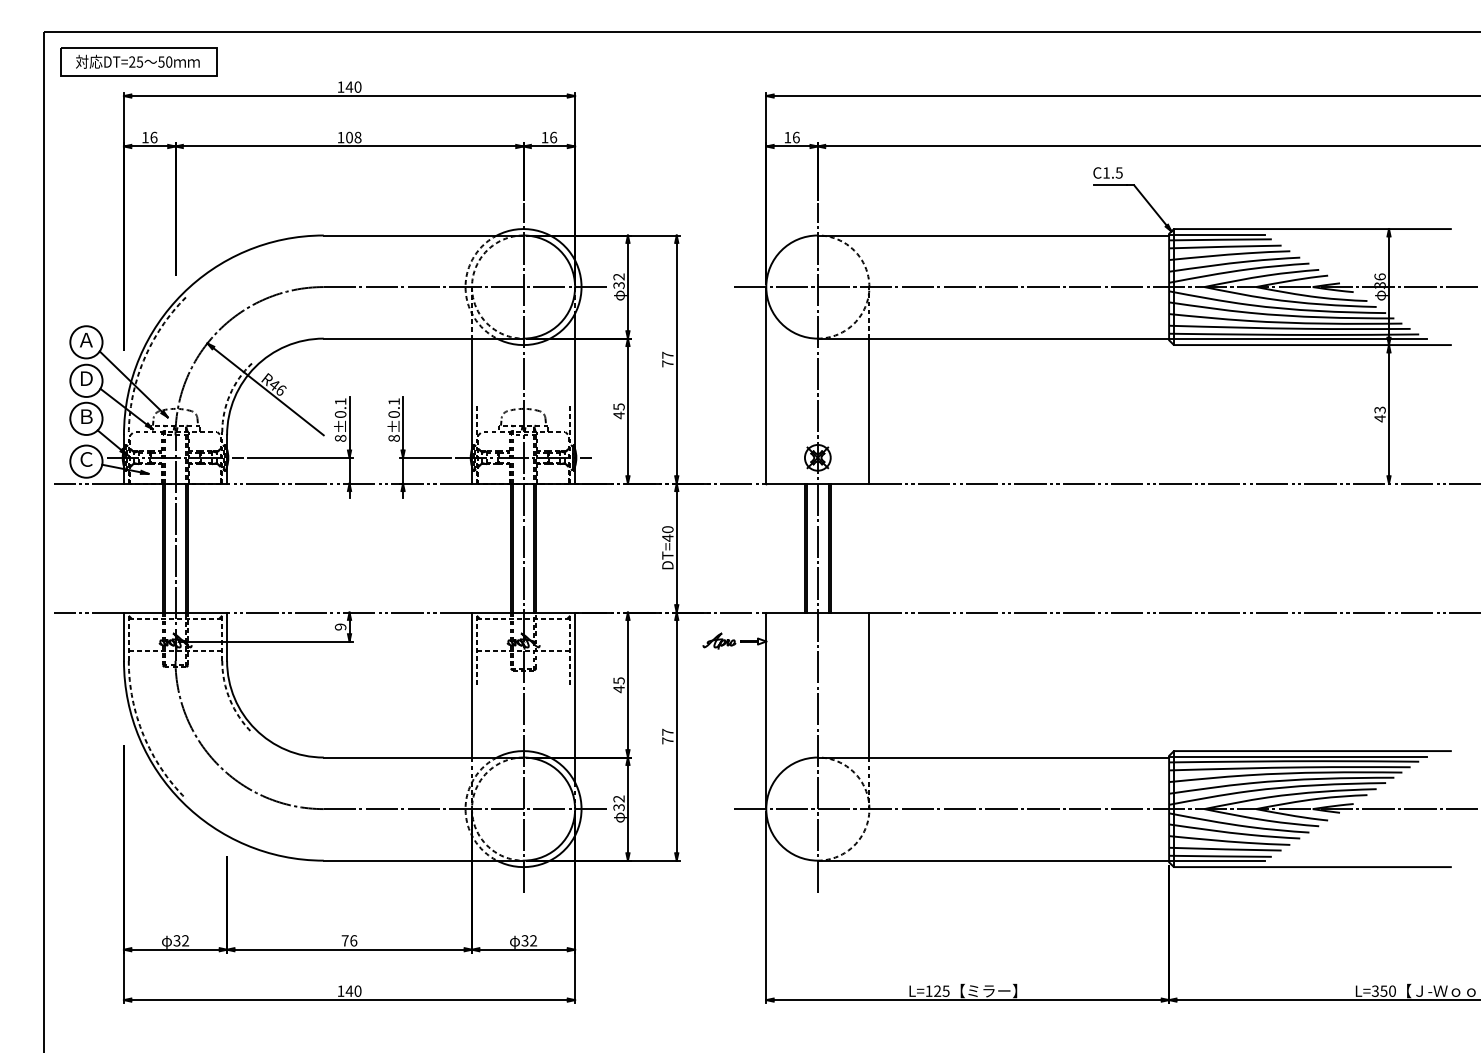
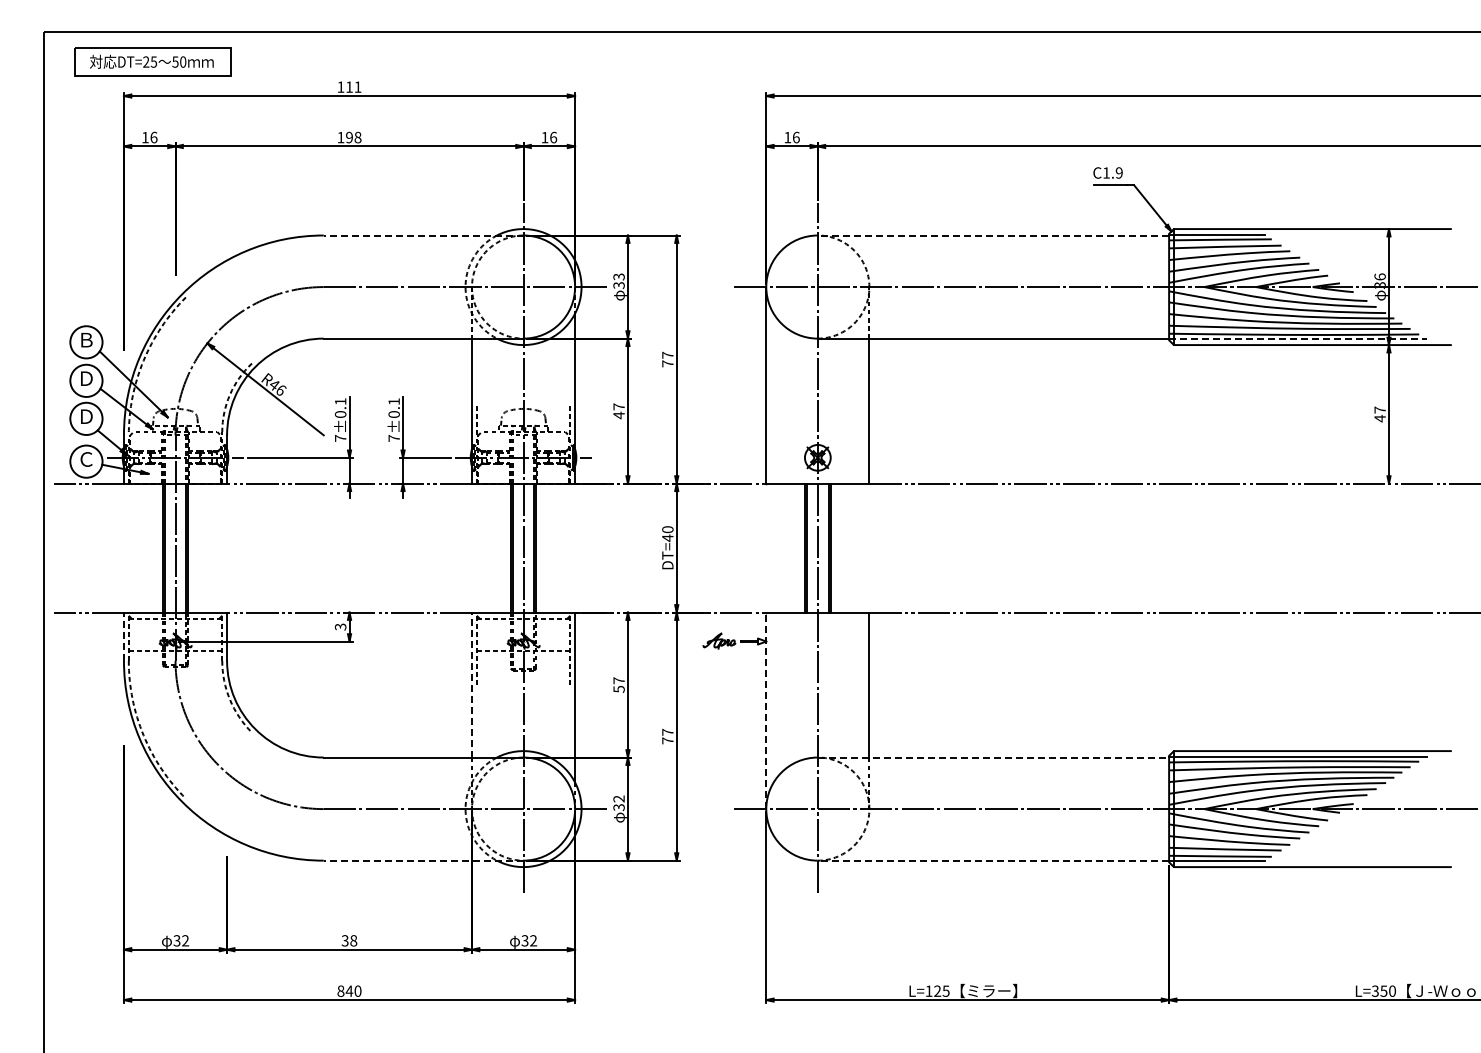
part position: (138, 61) -> (152, 61) (152, 61)
text: 140 -> 111 (353, 86)
text: 108 -> 198 (349, 137)
text: C1.5 -> C1.9 (1118, 172)
line: solid -> dashed (423, 235)
line: solid -> dashed (993, 235)
text: 32 -> 33 (619, 276)
text: Ａ -> Ｂ (85, 339)
line: solid -> dashed (1297, 339)
text: 45 -> 47 (618, 406)
text: 43 -> 47 (1379, 409)
text: Ｂ -> Ｄ (86, 416)
text: 8±0.1 -> 7±0.1 (340, 438)
text: 8±0.1 -> 7±0.1 (393, 438)
text: 9 -> 3 (340, 626)
line: solid -> dashed (123, 636)
line: solid -> dashed (472, 685)
text: 45 -> 57 (618, 685)
line: solid -> dashed (766, 710)
line: solid -> dashed (993, 757)
line: solid -> dashed (423, 860)
line: solid -> dashed (993, 860)
text: 76 -> 38 (349, 940)
text: 140 -> 840 (340, 990)
